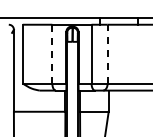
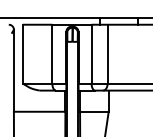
line: dashed -> solid (107, 53)
line: dashed -> solid (52, 54)
